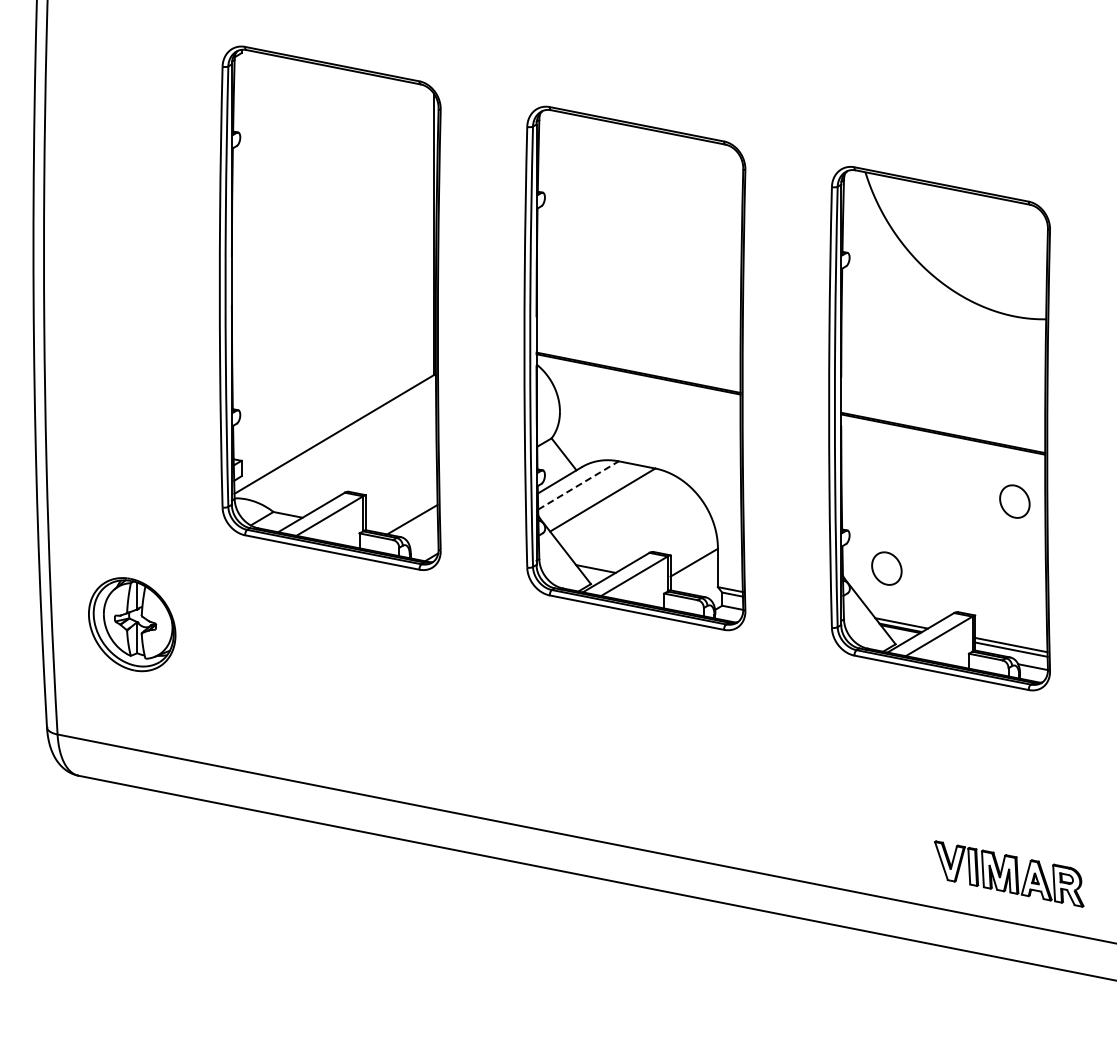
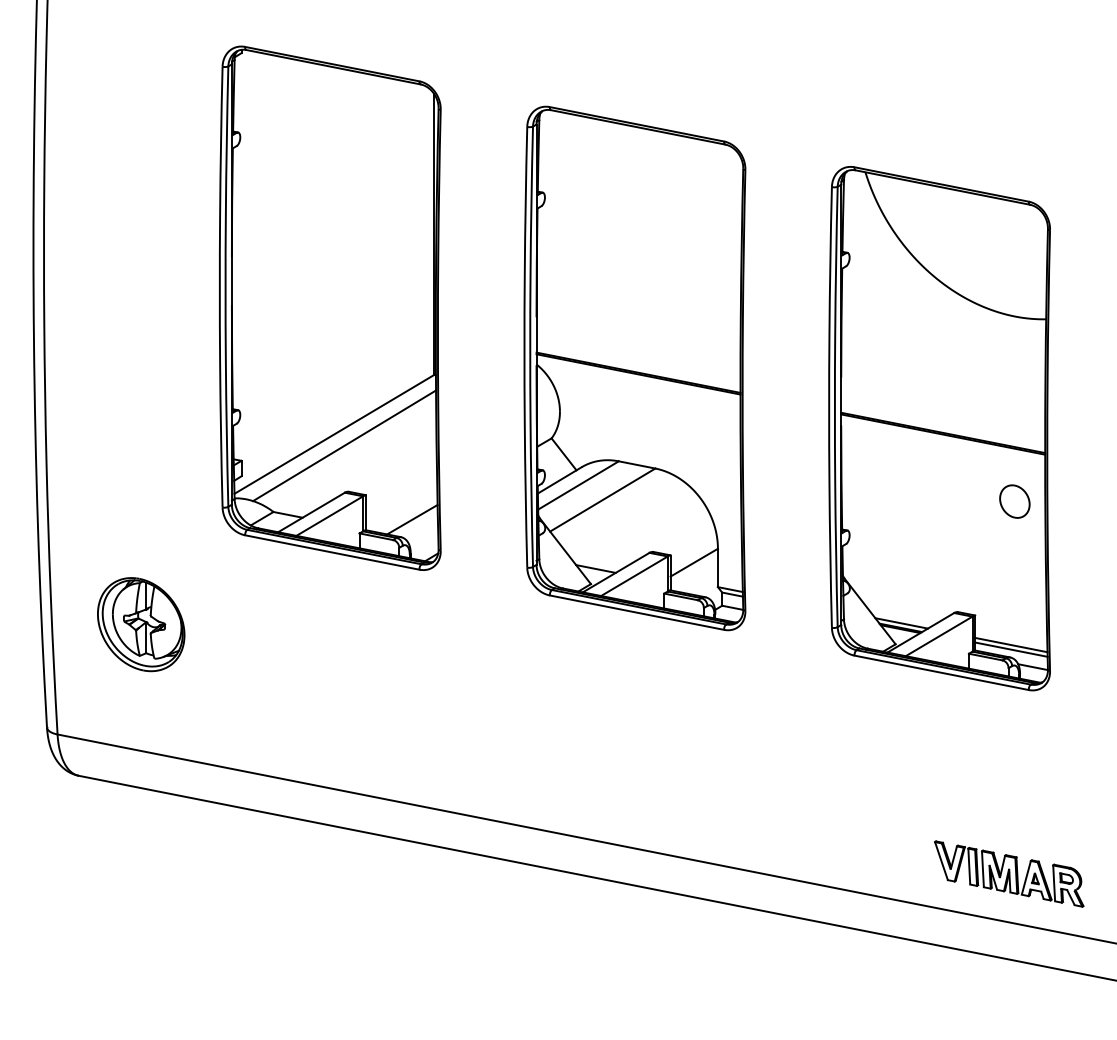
line: none -> present (344, 445)
line: dashed -> solid (578, 485)
part: present -> none (886, 568)
part position: (132, 624) -> (141, 624) (141, 624)
